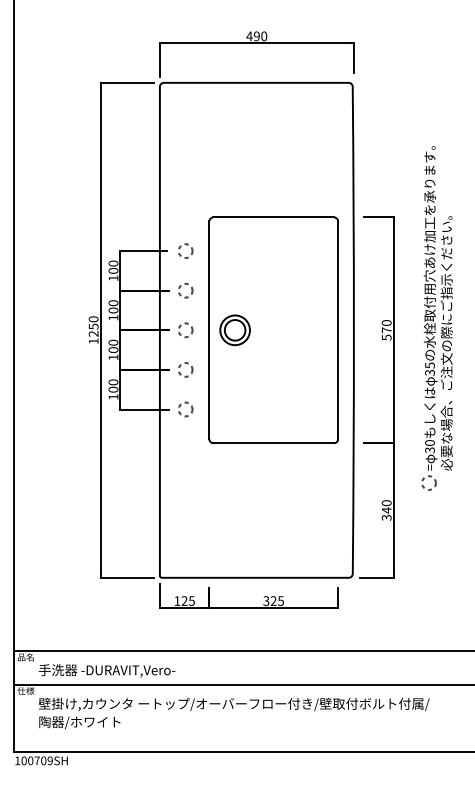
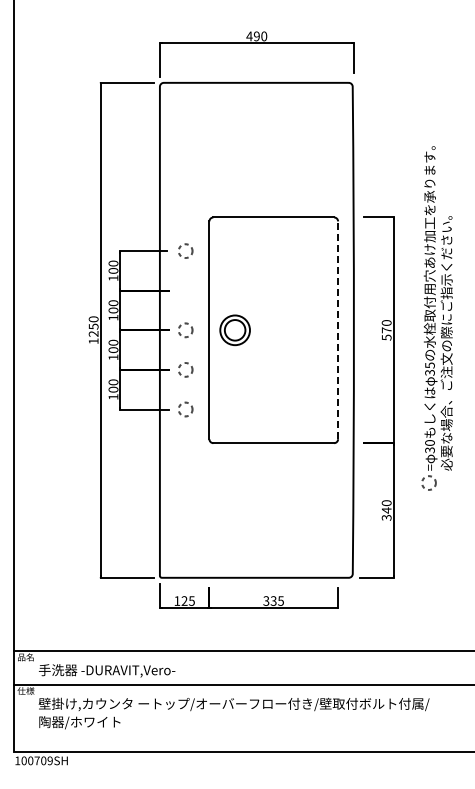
circle: present -> none (185, 290)
line: solid -> dashed (338, 330)
text: 325 -> 335 (273, 601)
